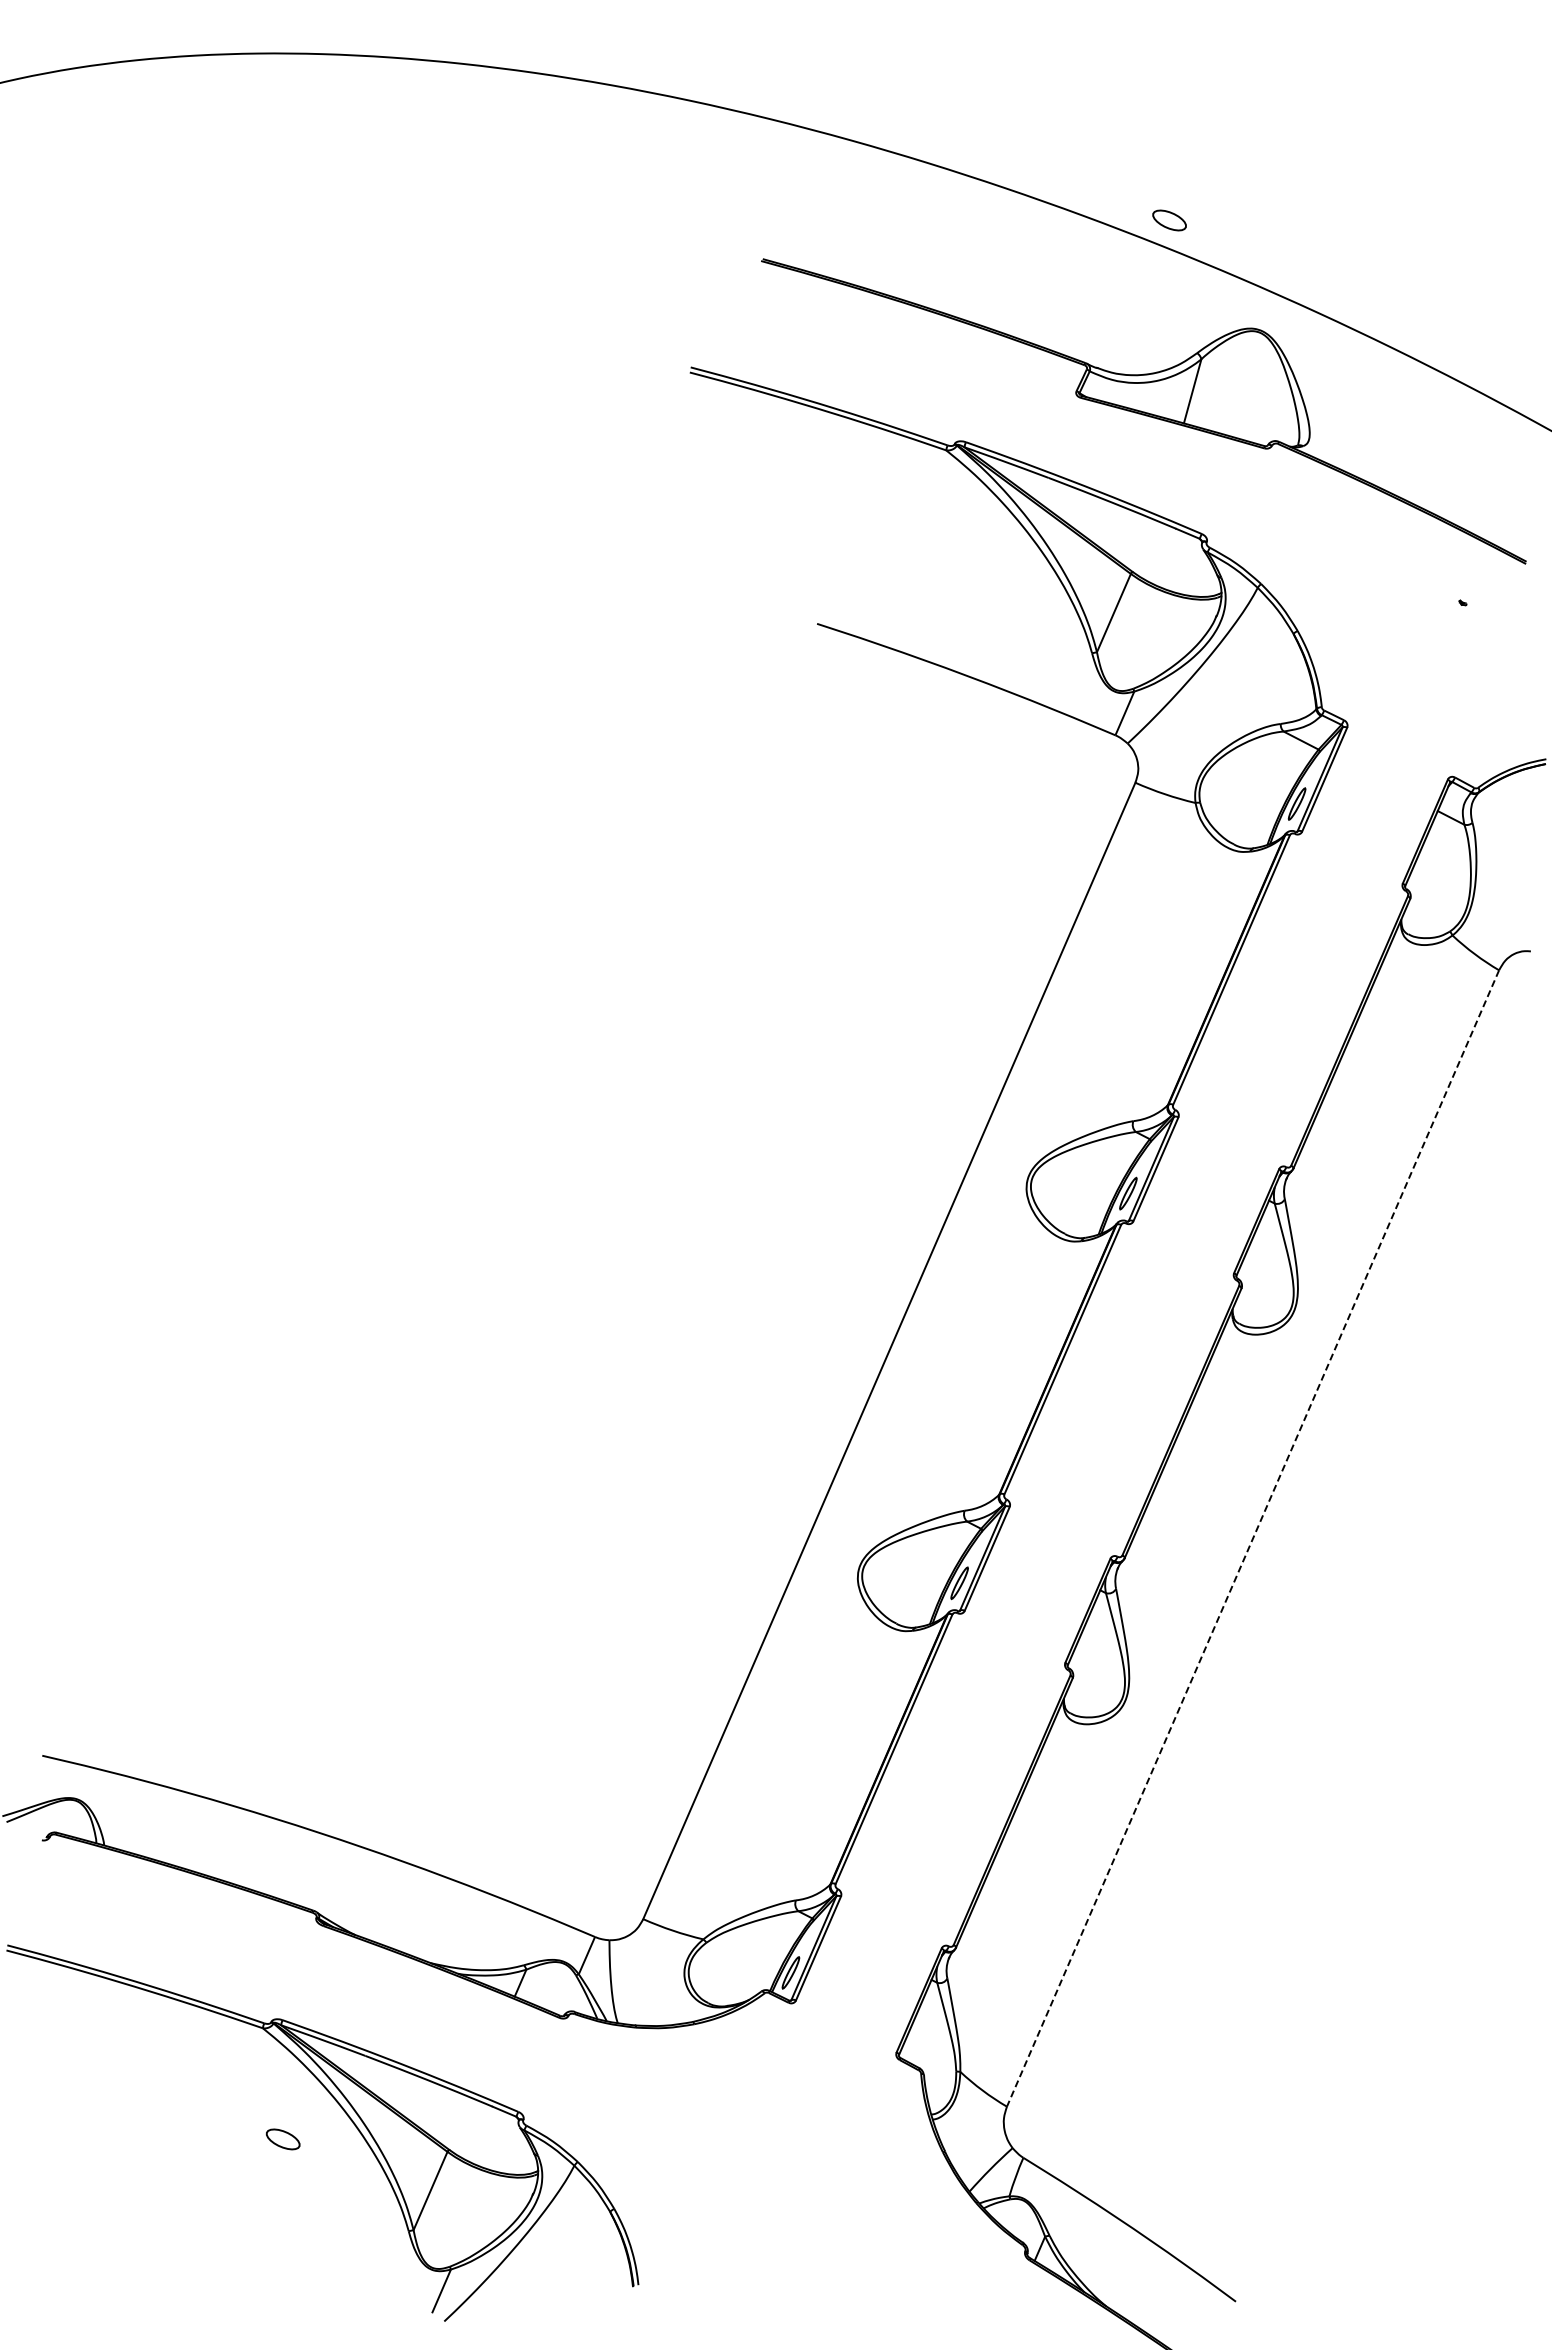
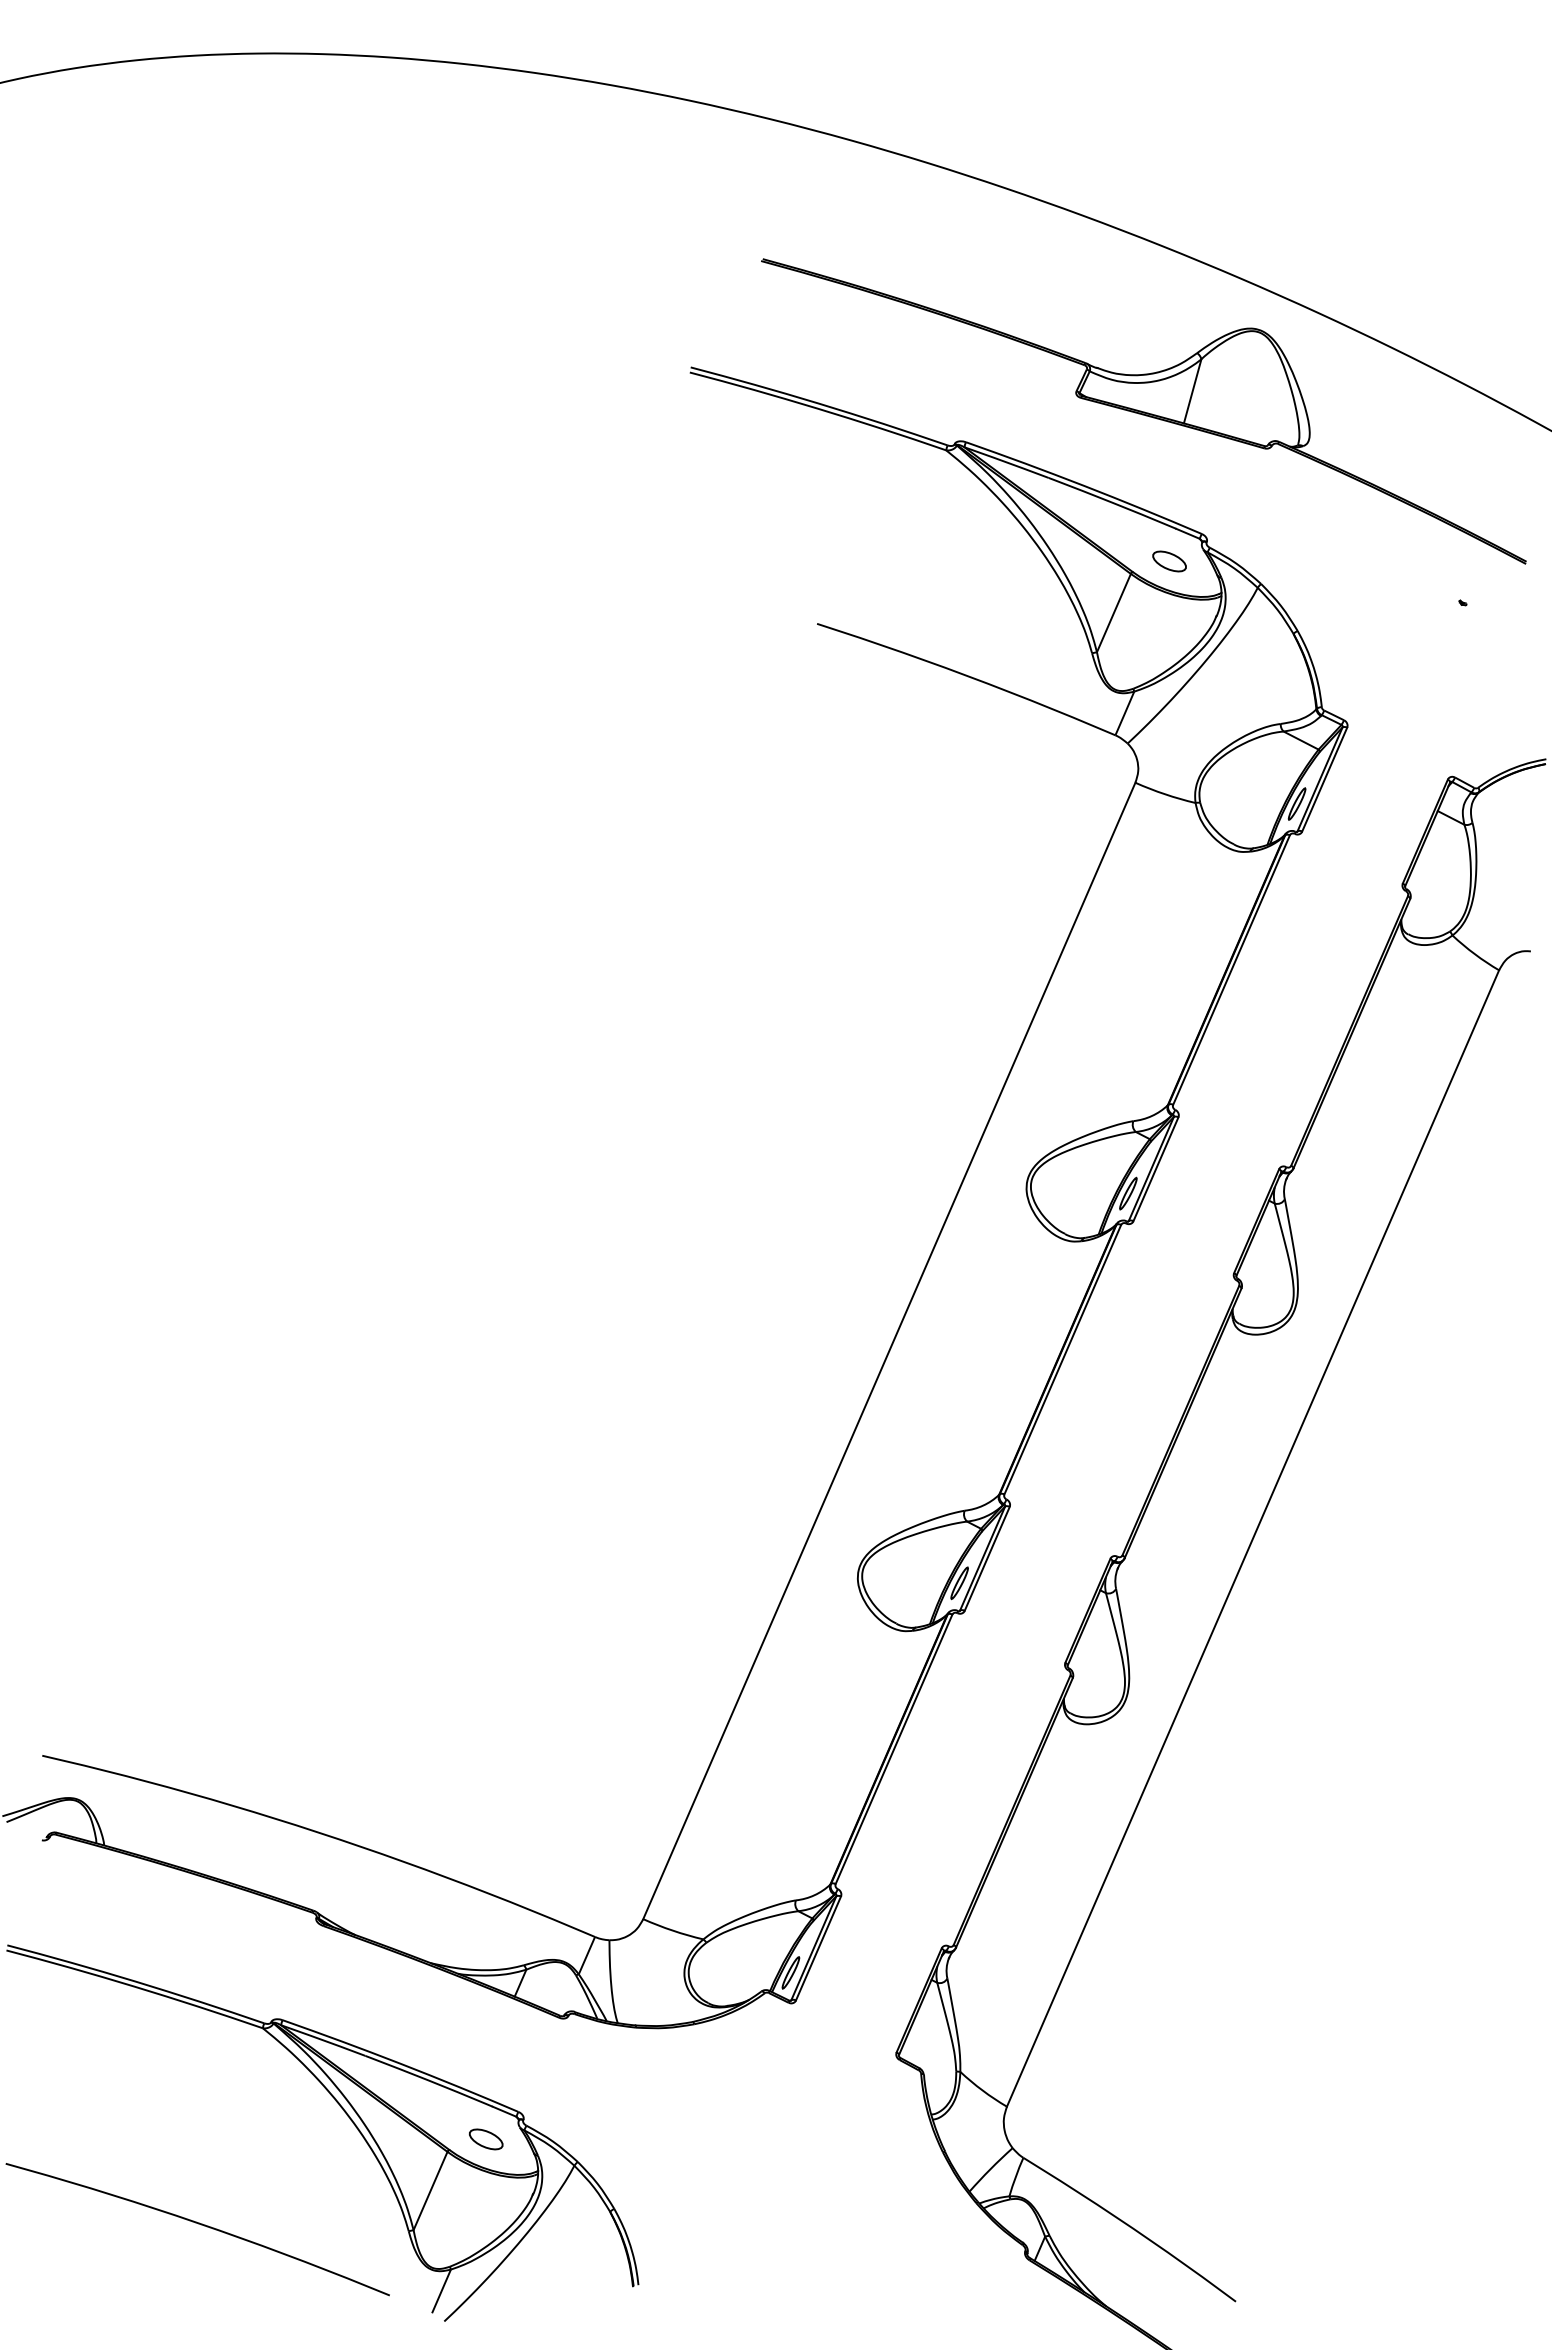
part position: (1169, 220) -> (1169, 561) (1169, 561)
line: dashed -> solid (1252, 1538)
part position: (282, 2139) -> (485, 2139) (485, 2139)
curve: none -> present (198, 2224)
